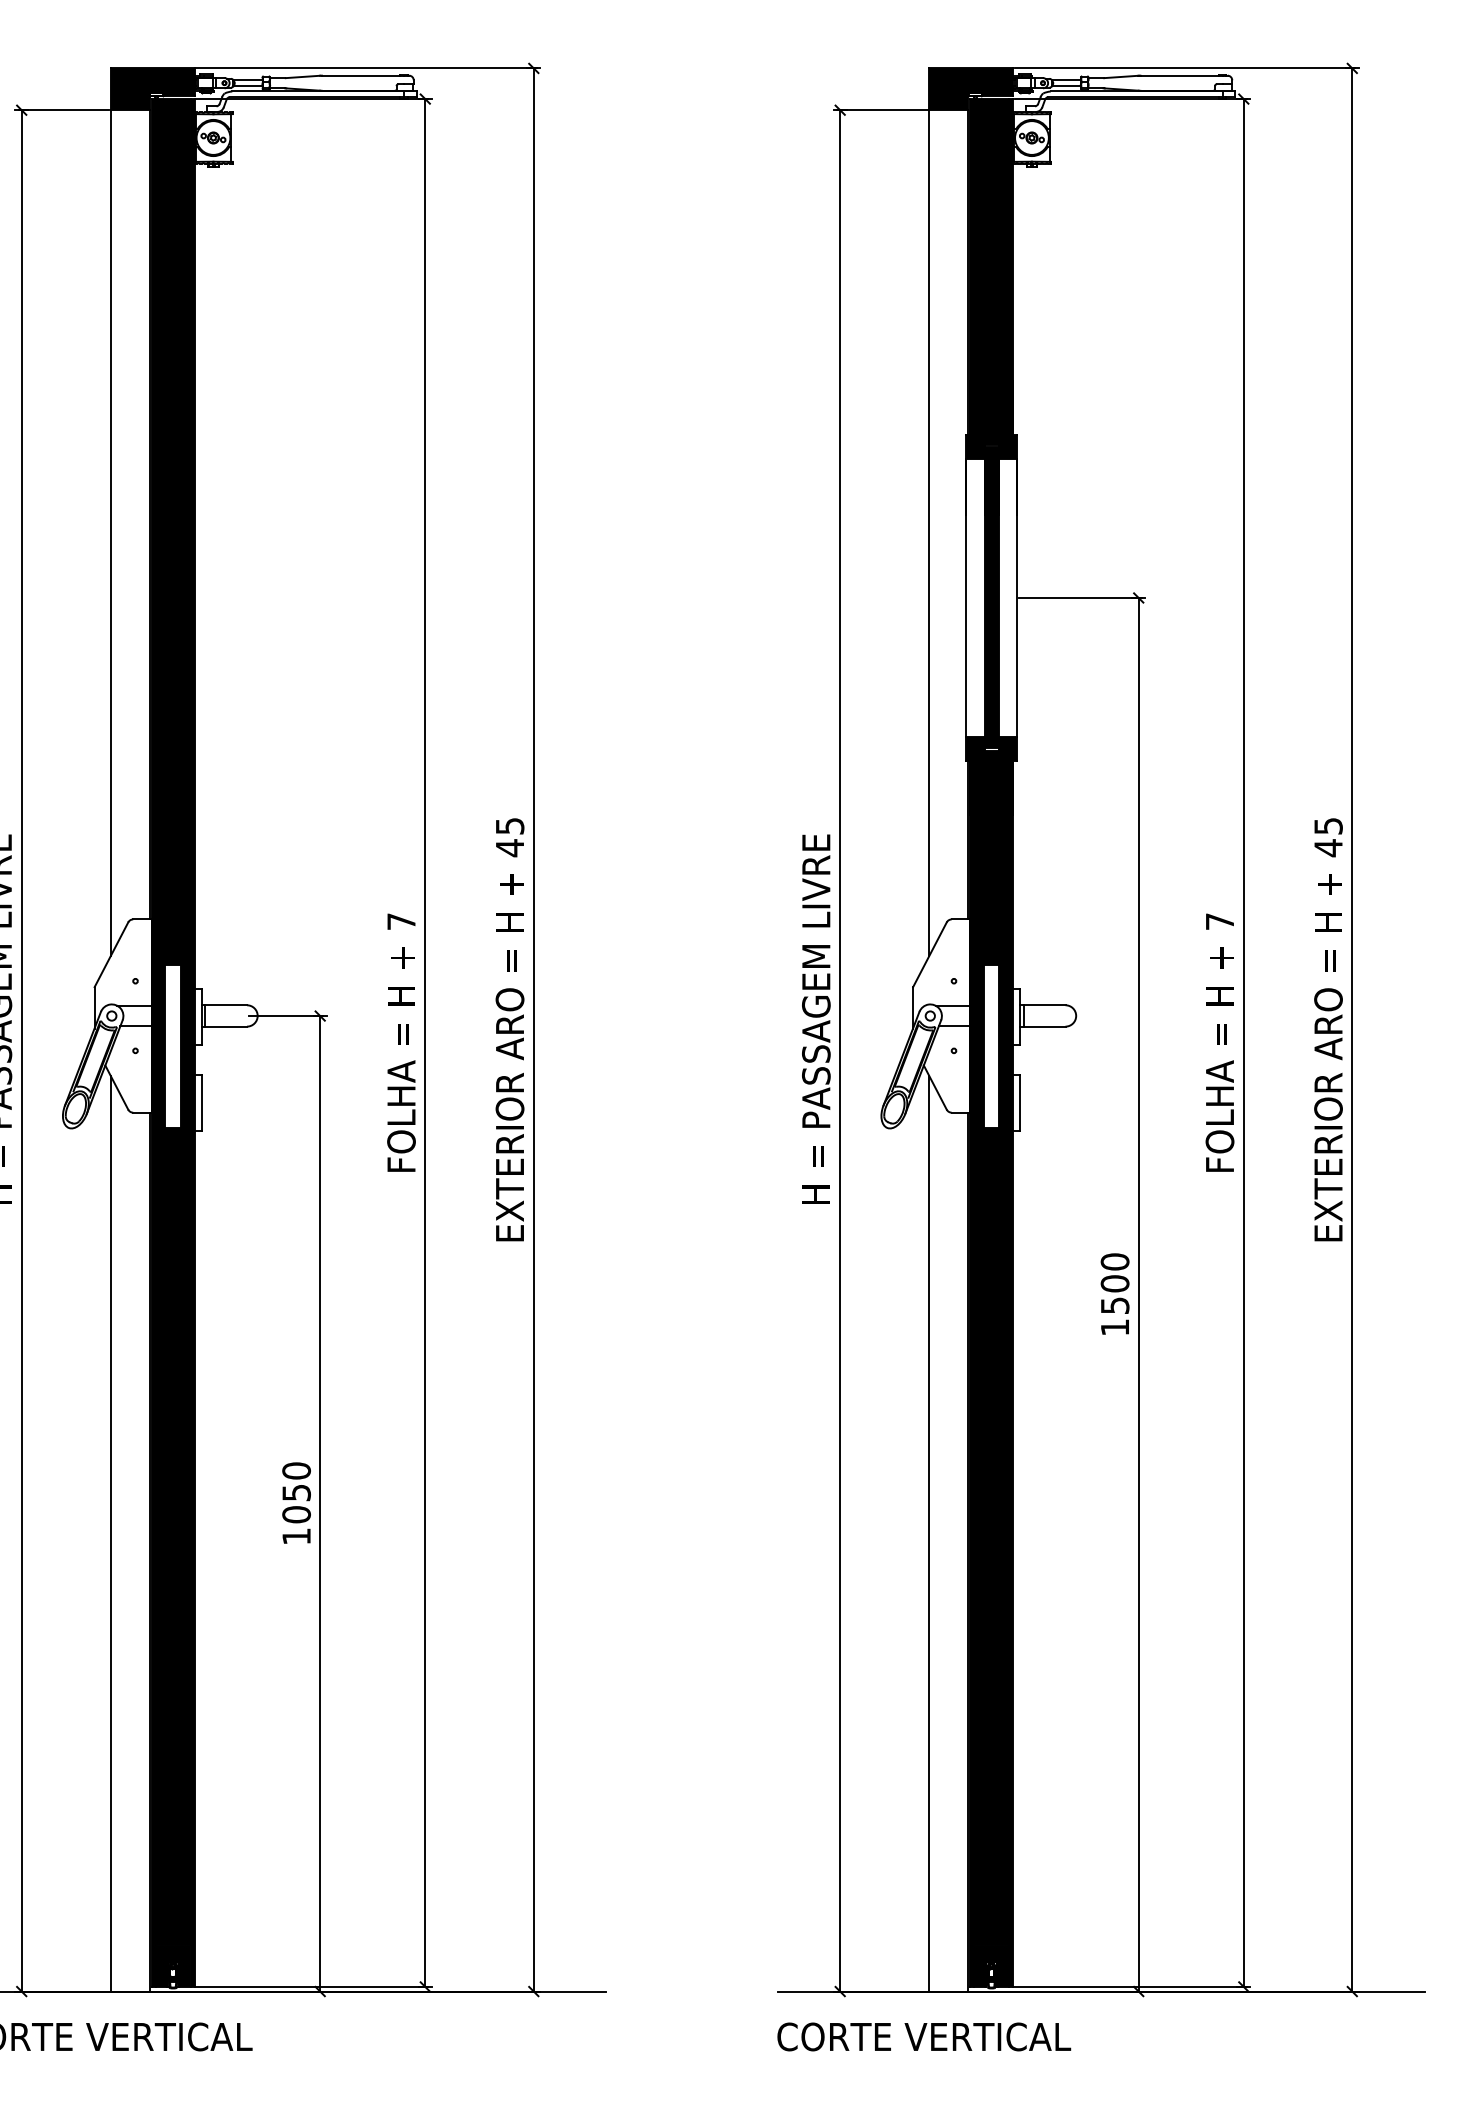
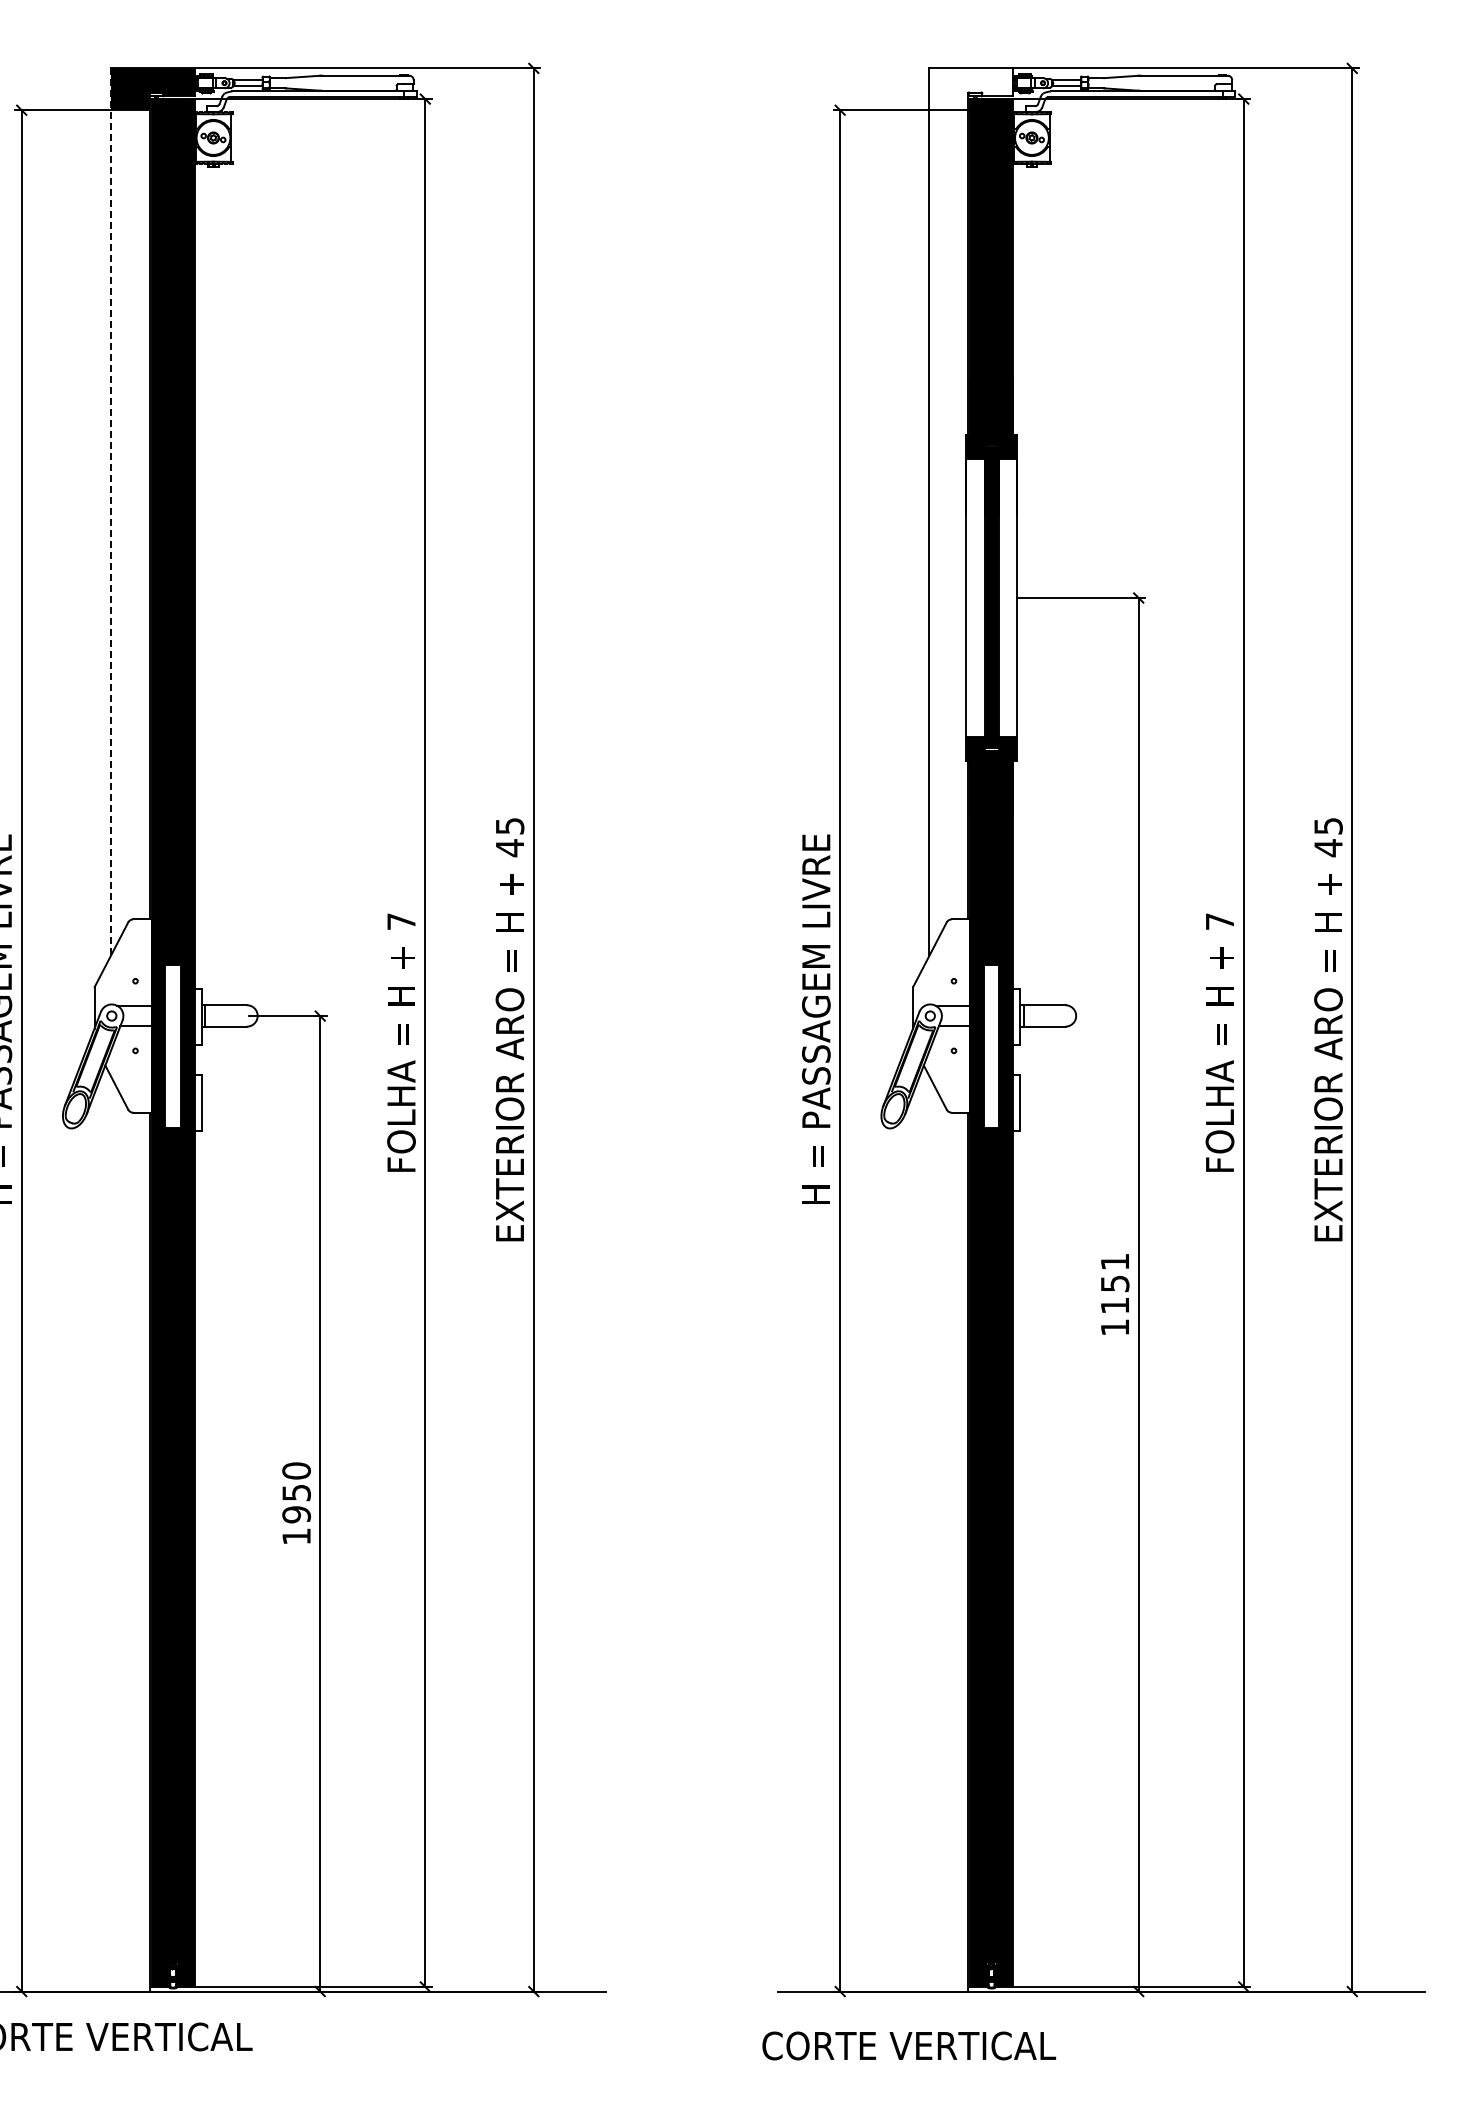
fill: present -> none (971, 89)
line: solid -> dashed (110, 512)
text: 1500 -> 1151 (1114, 1283)
text: 1050 -> 1950 (296, 1514)
line: present -> none (110, 1533)
line: present -> none (929, 1533)
text position: (924, 2036) -> (909, 2045) (909, 2045)
